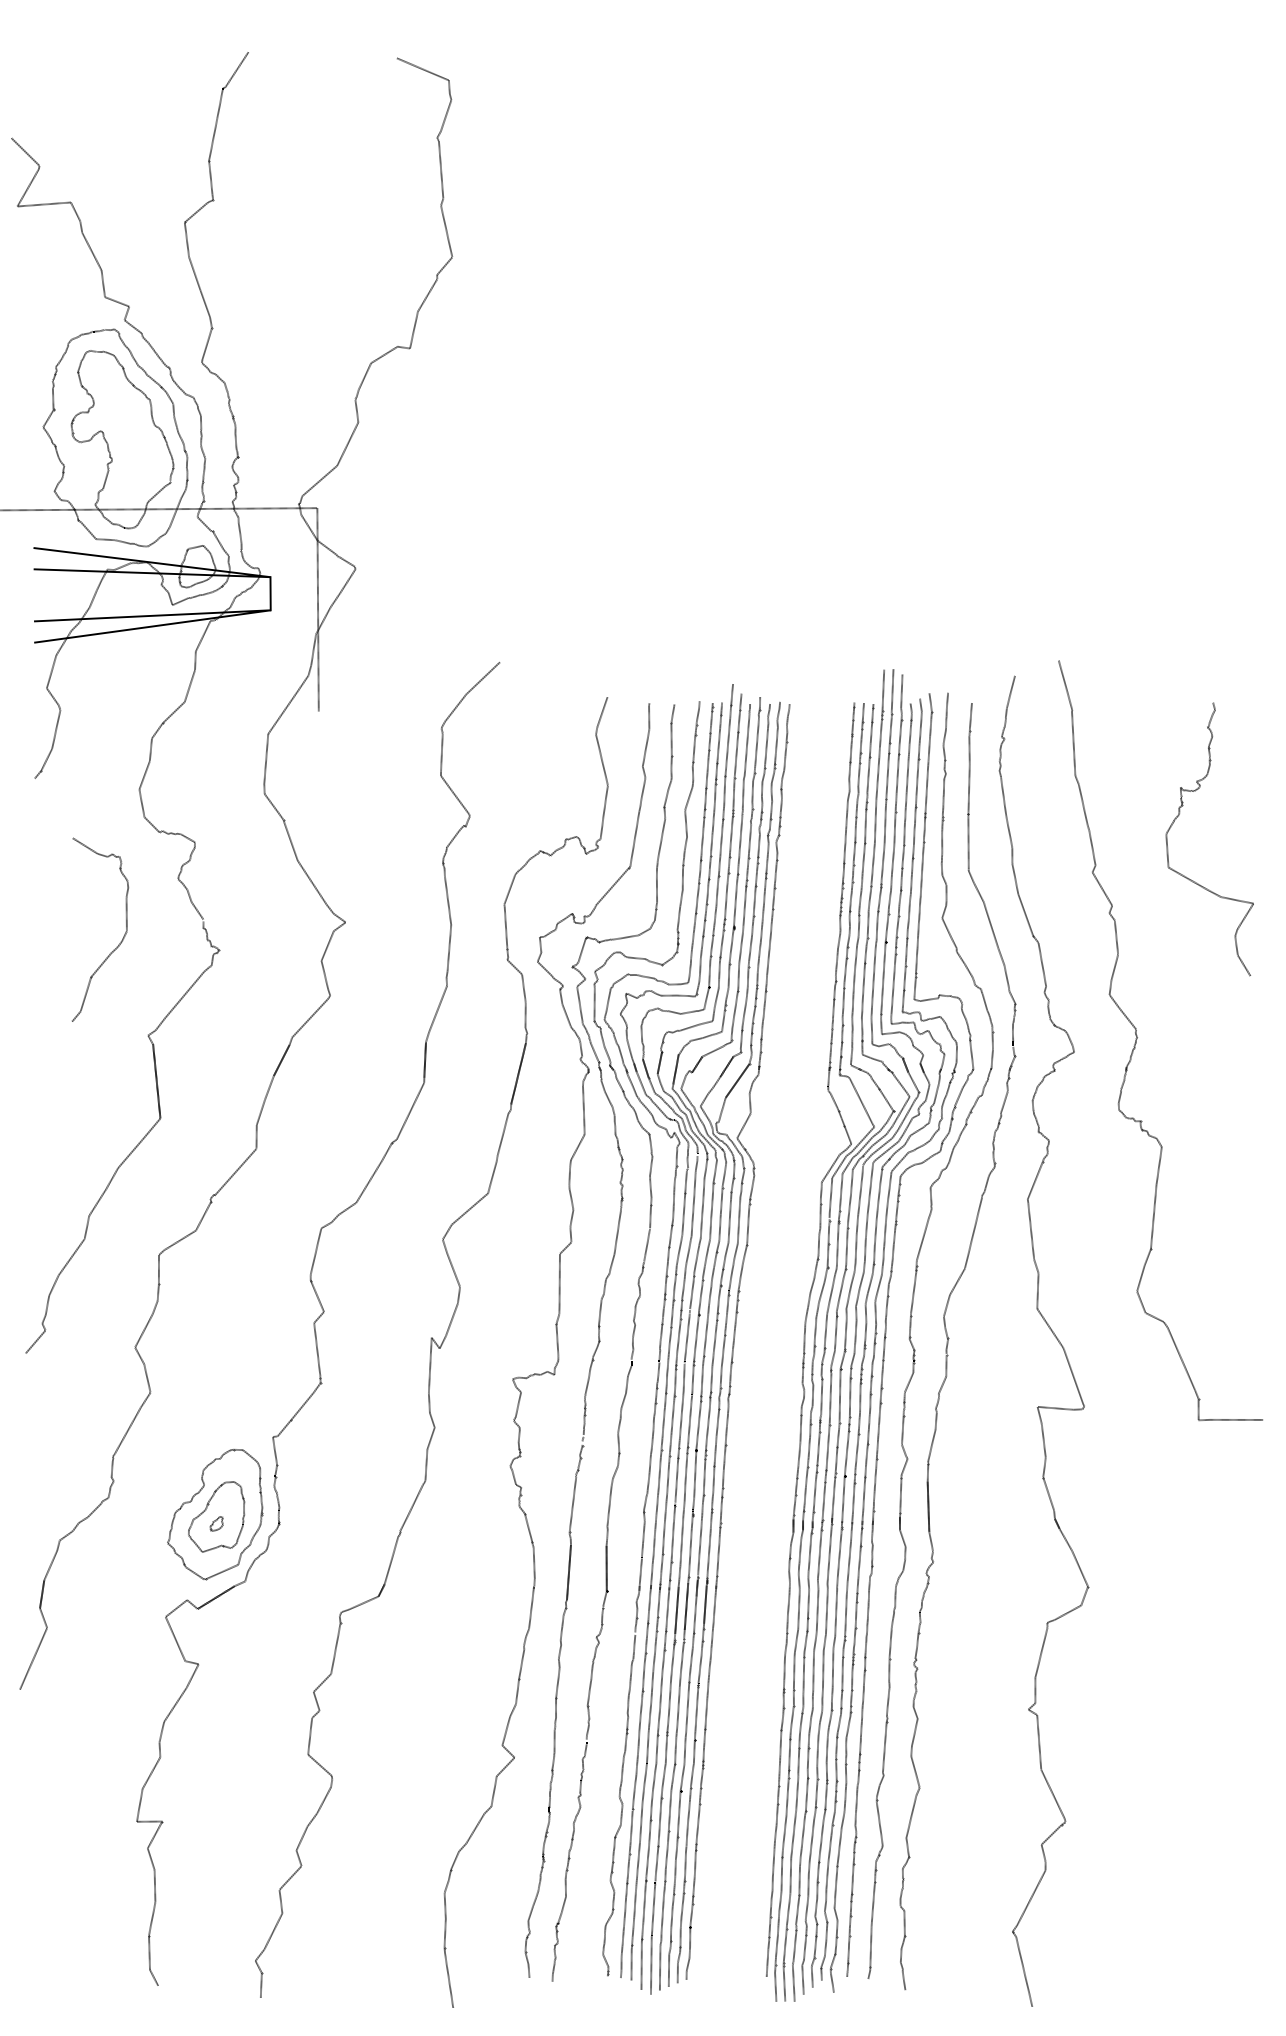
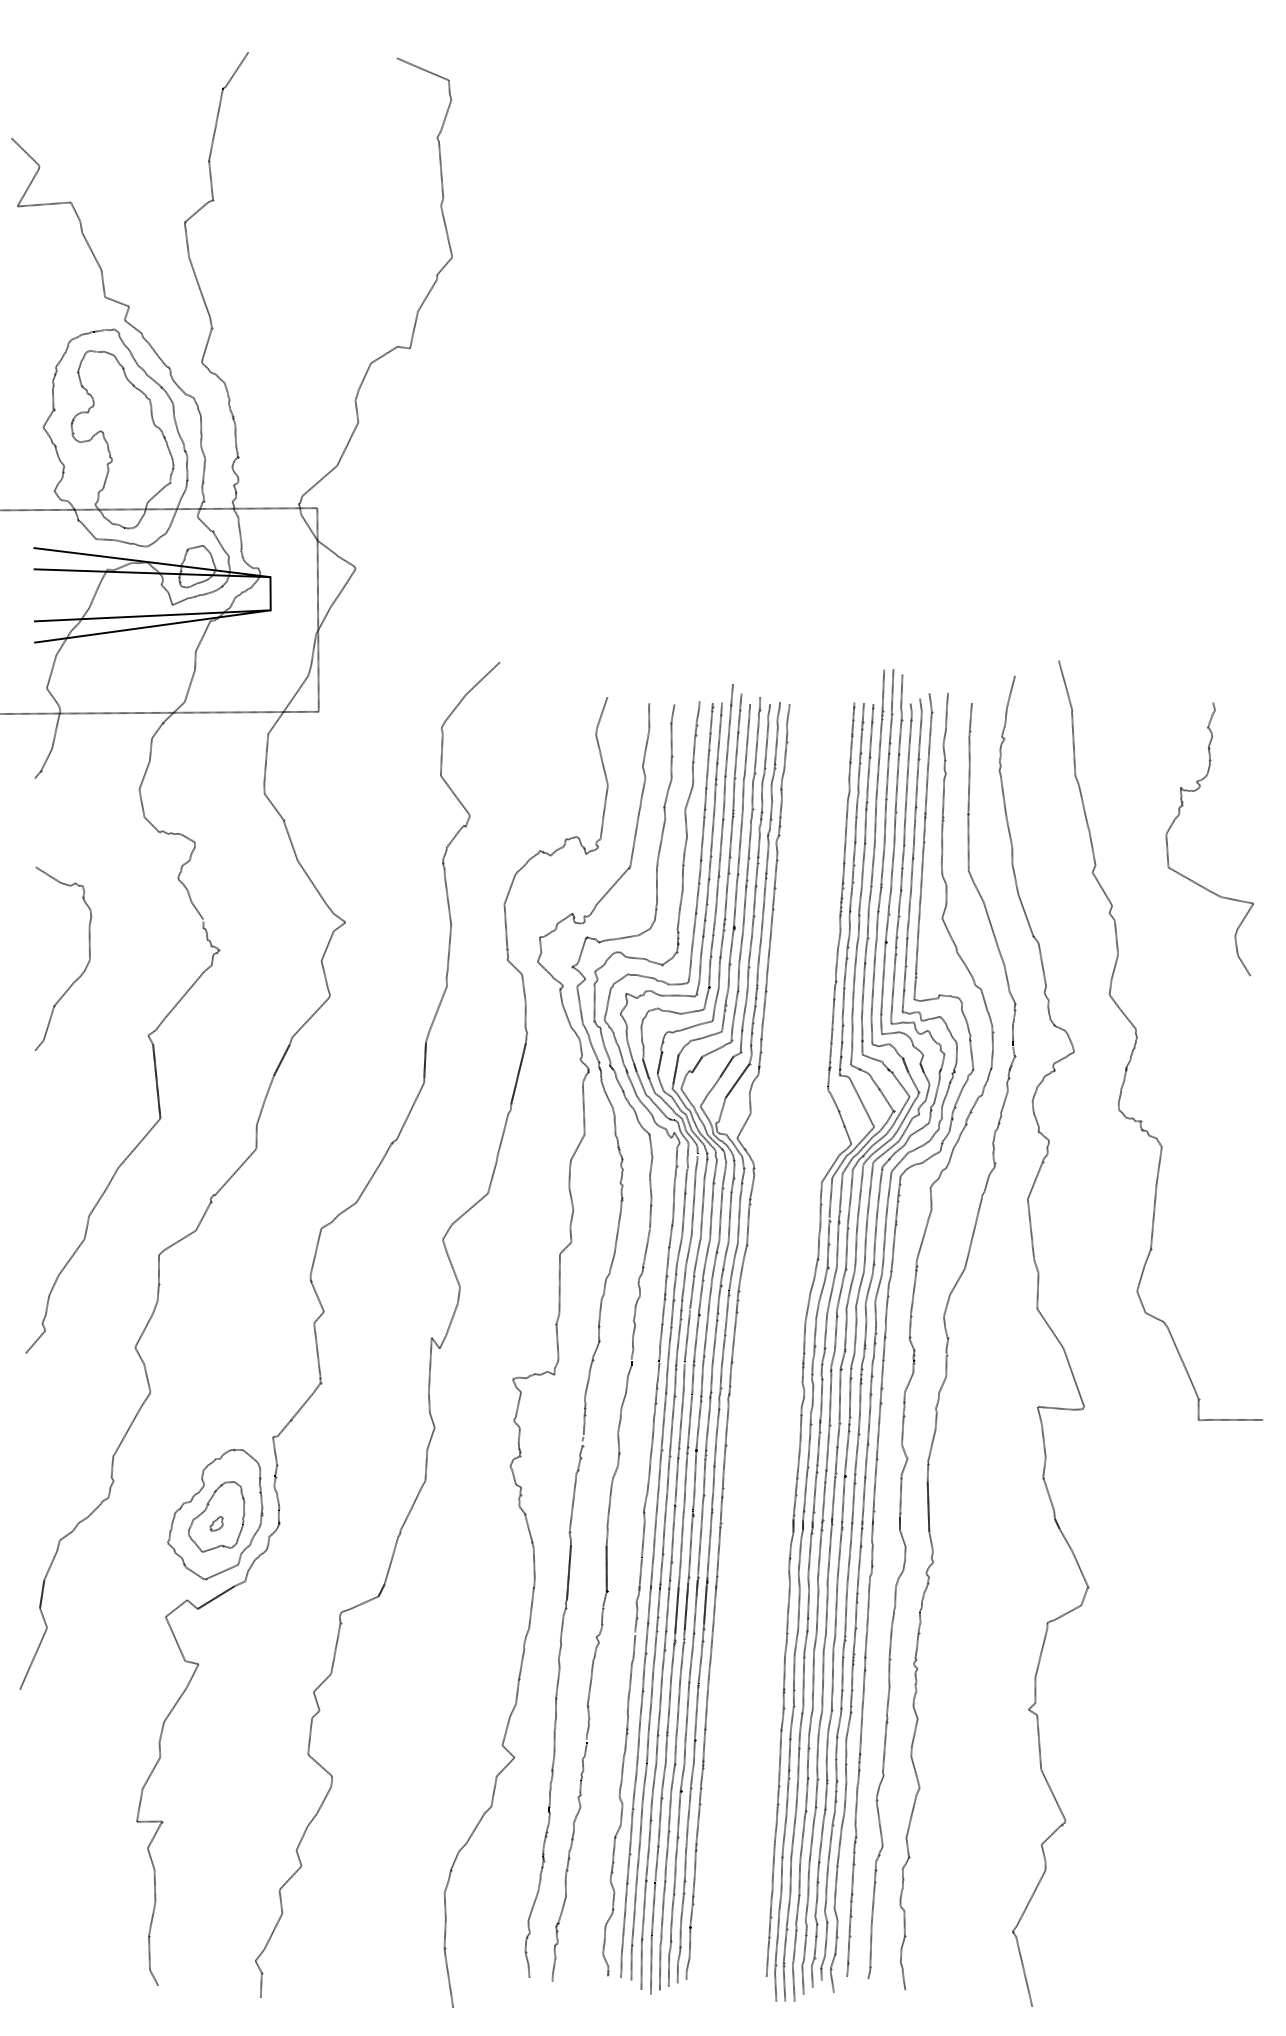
line: none -> present (160, 712)
curve position: (120, 941) -> (83, 970) (83, 970)
